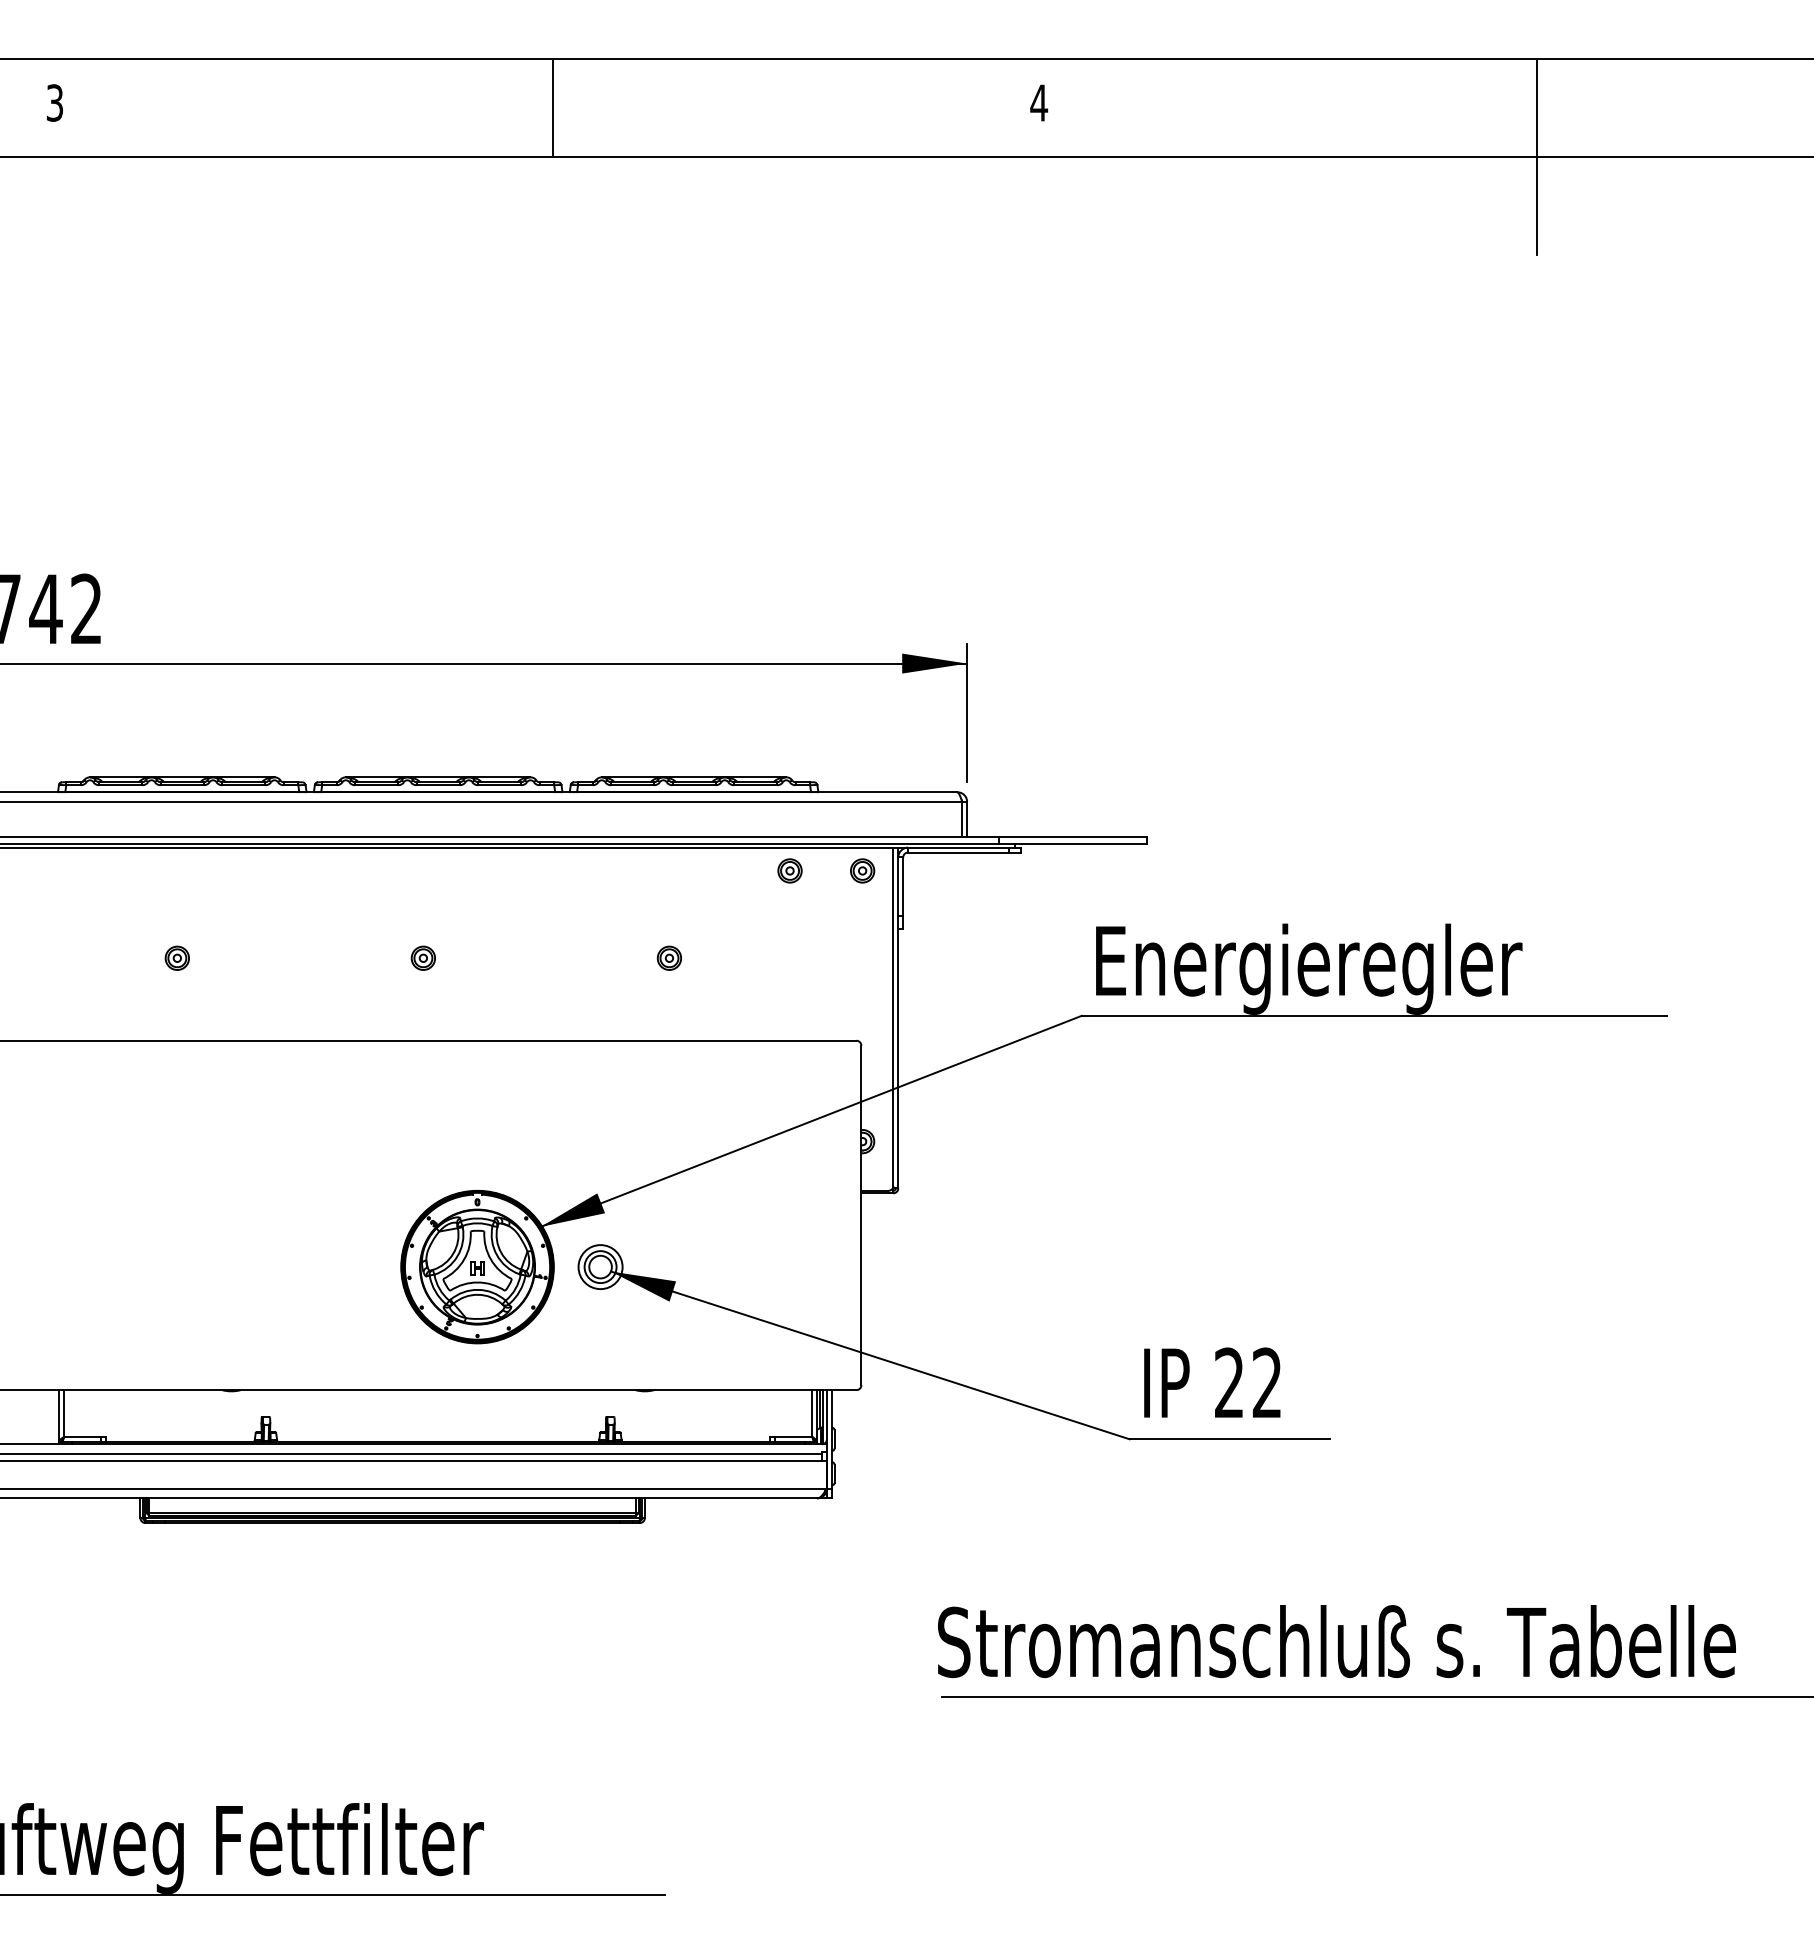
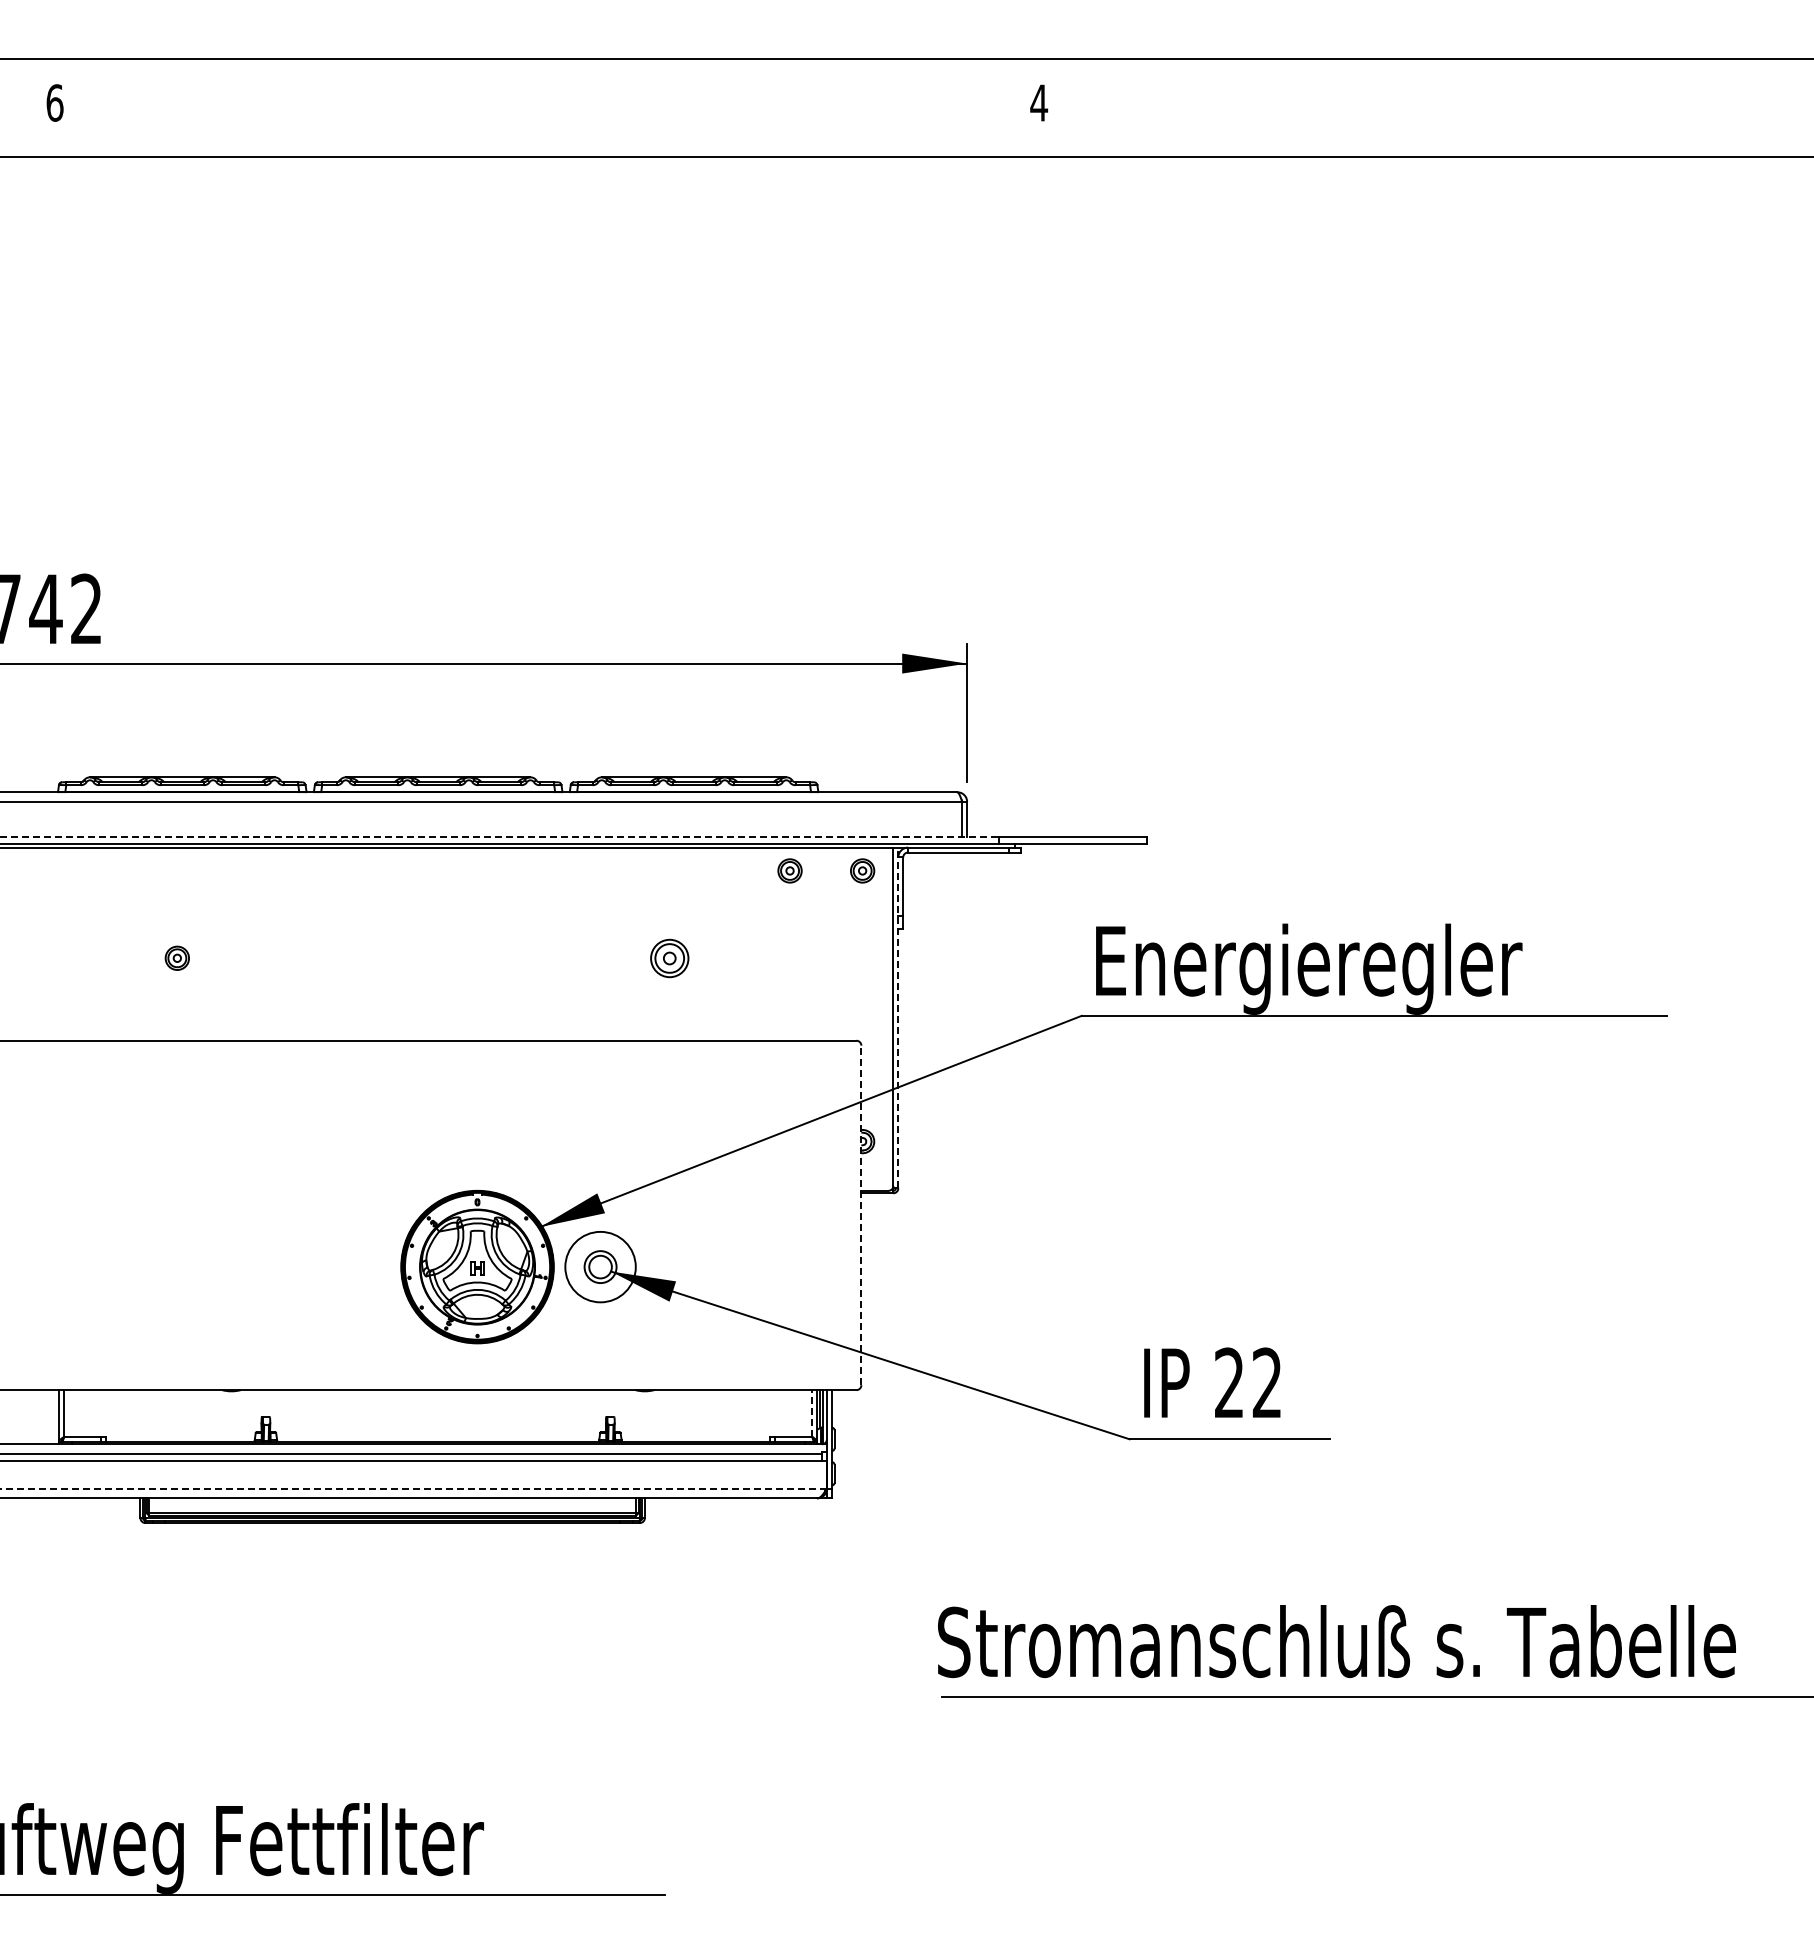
text: 3 -> 6 (54, 102)
line: present -> none (552, 107)
line: present -> none (1537, 156)
line: solid -> dashed (500, 836)
part: present -> none (422, 957)
part size: 26x26 px -> 40x41 px (669, 958)
line: solid -> dashed (898, 1017)
line: solid -> dashed (861, 1215)
circle diameter: 44 px -> 70 px (600, 1266)
line: solid -> dashed (812, 1413)
line: solid -> dashed (413, 1488)
